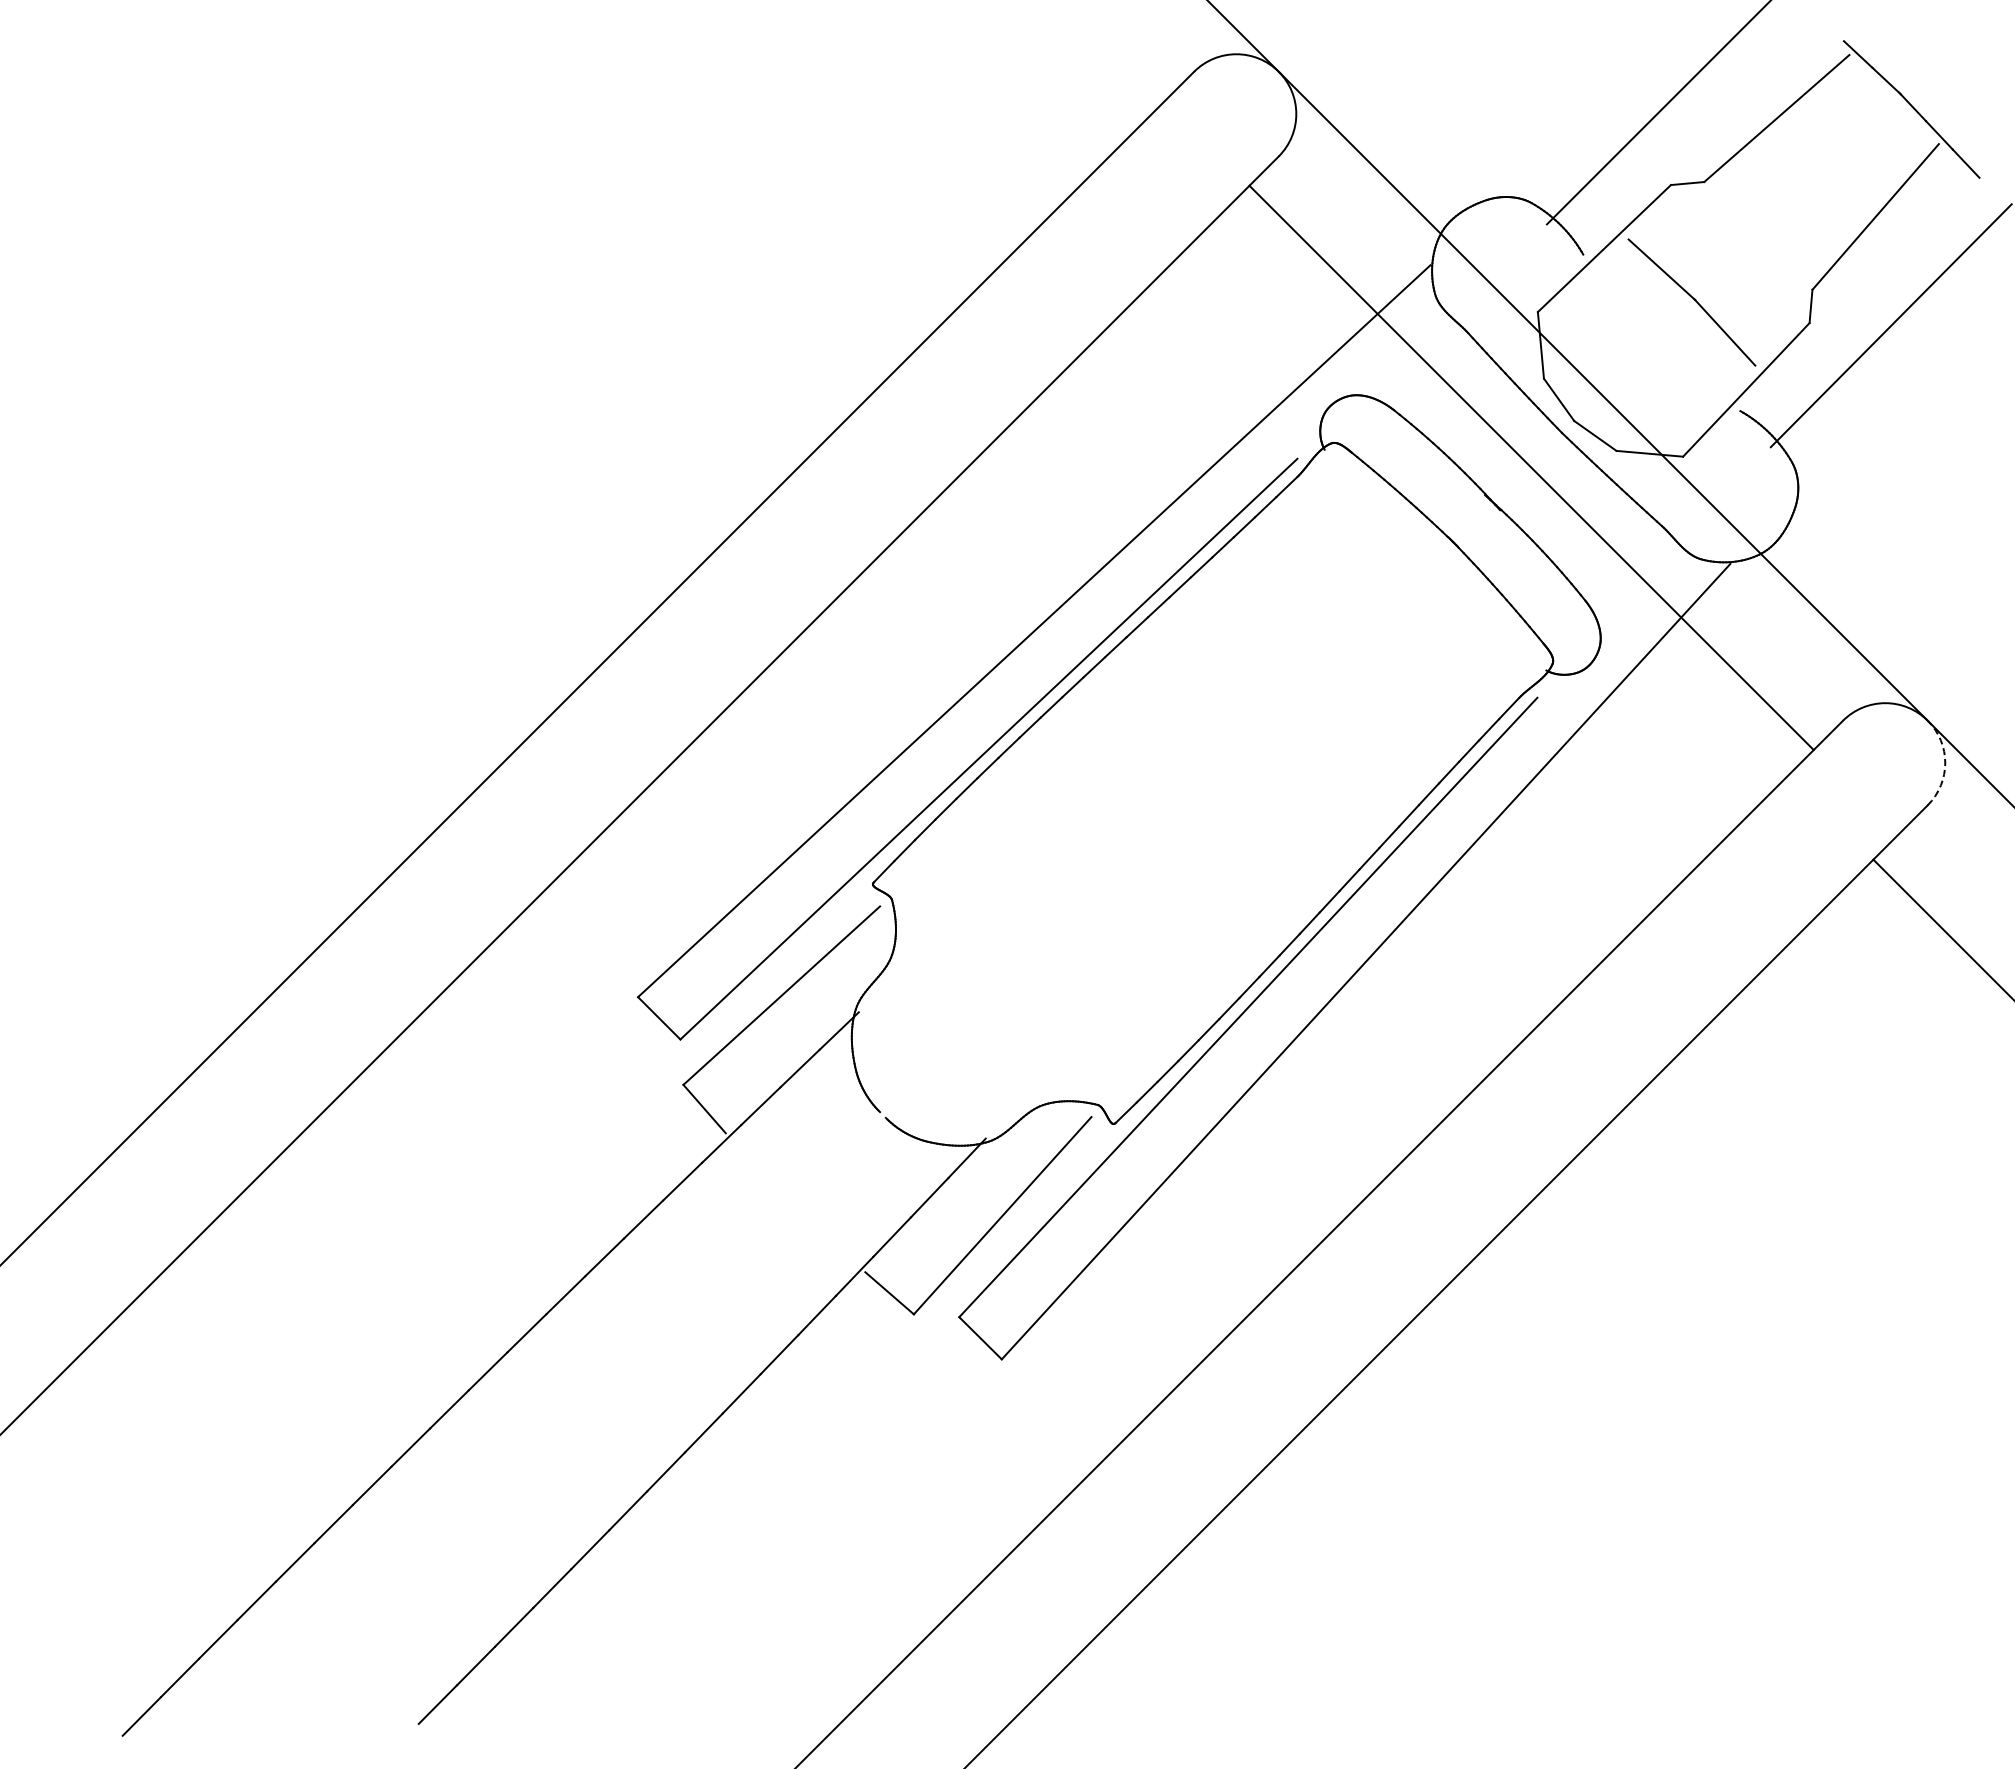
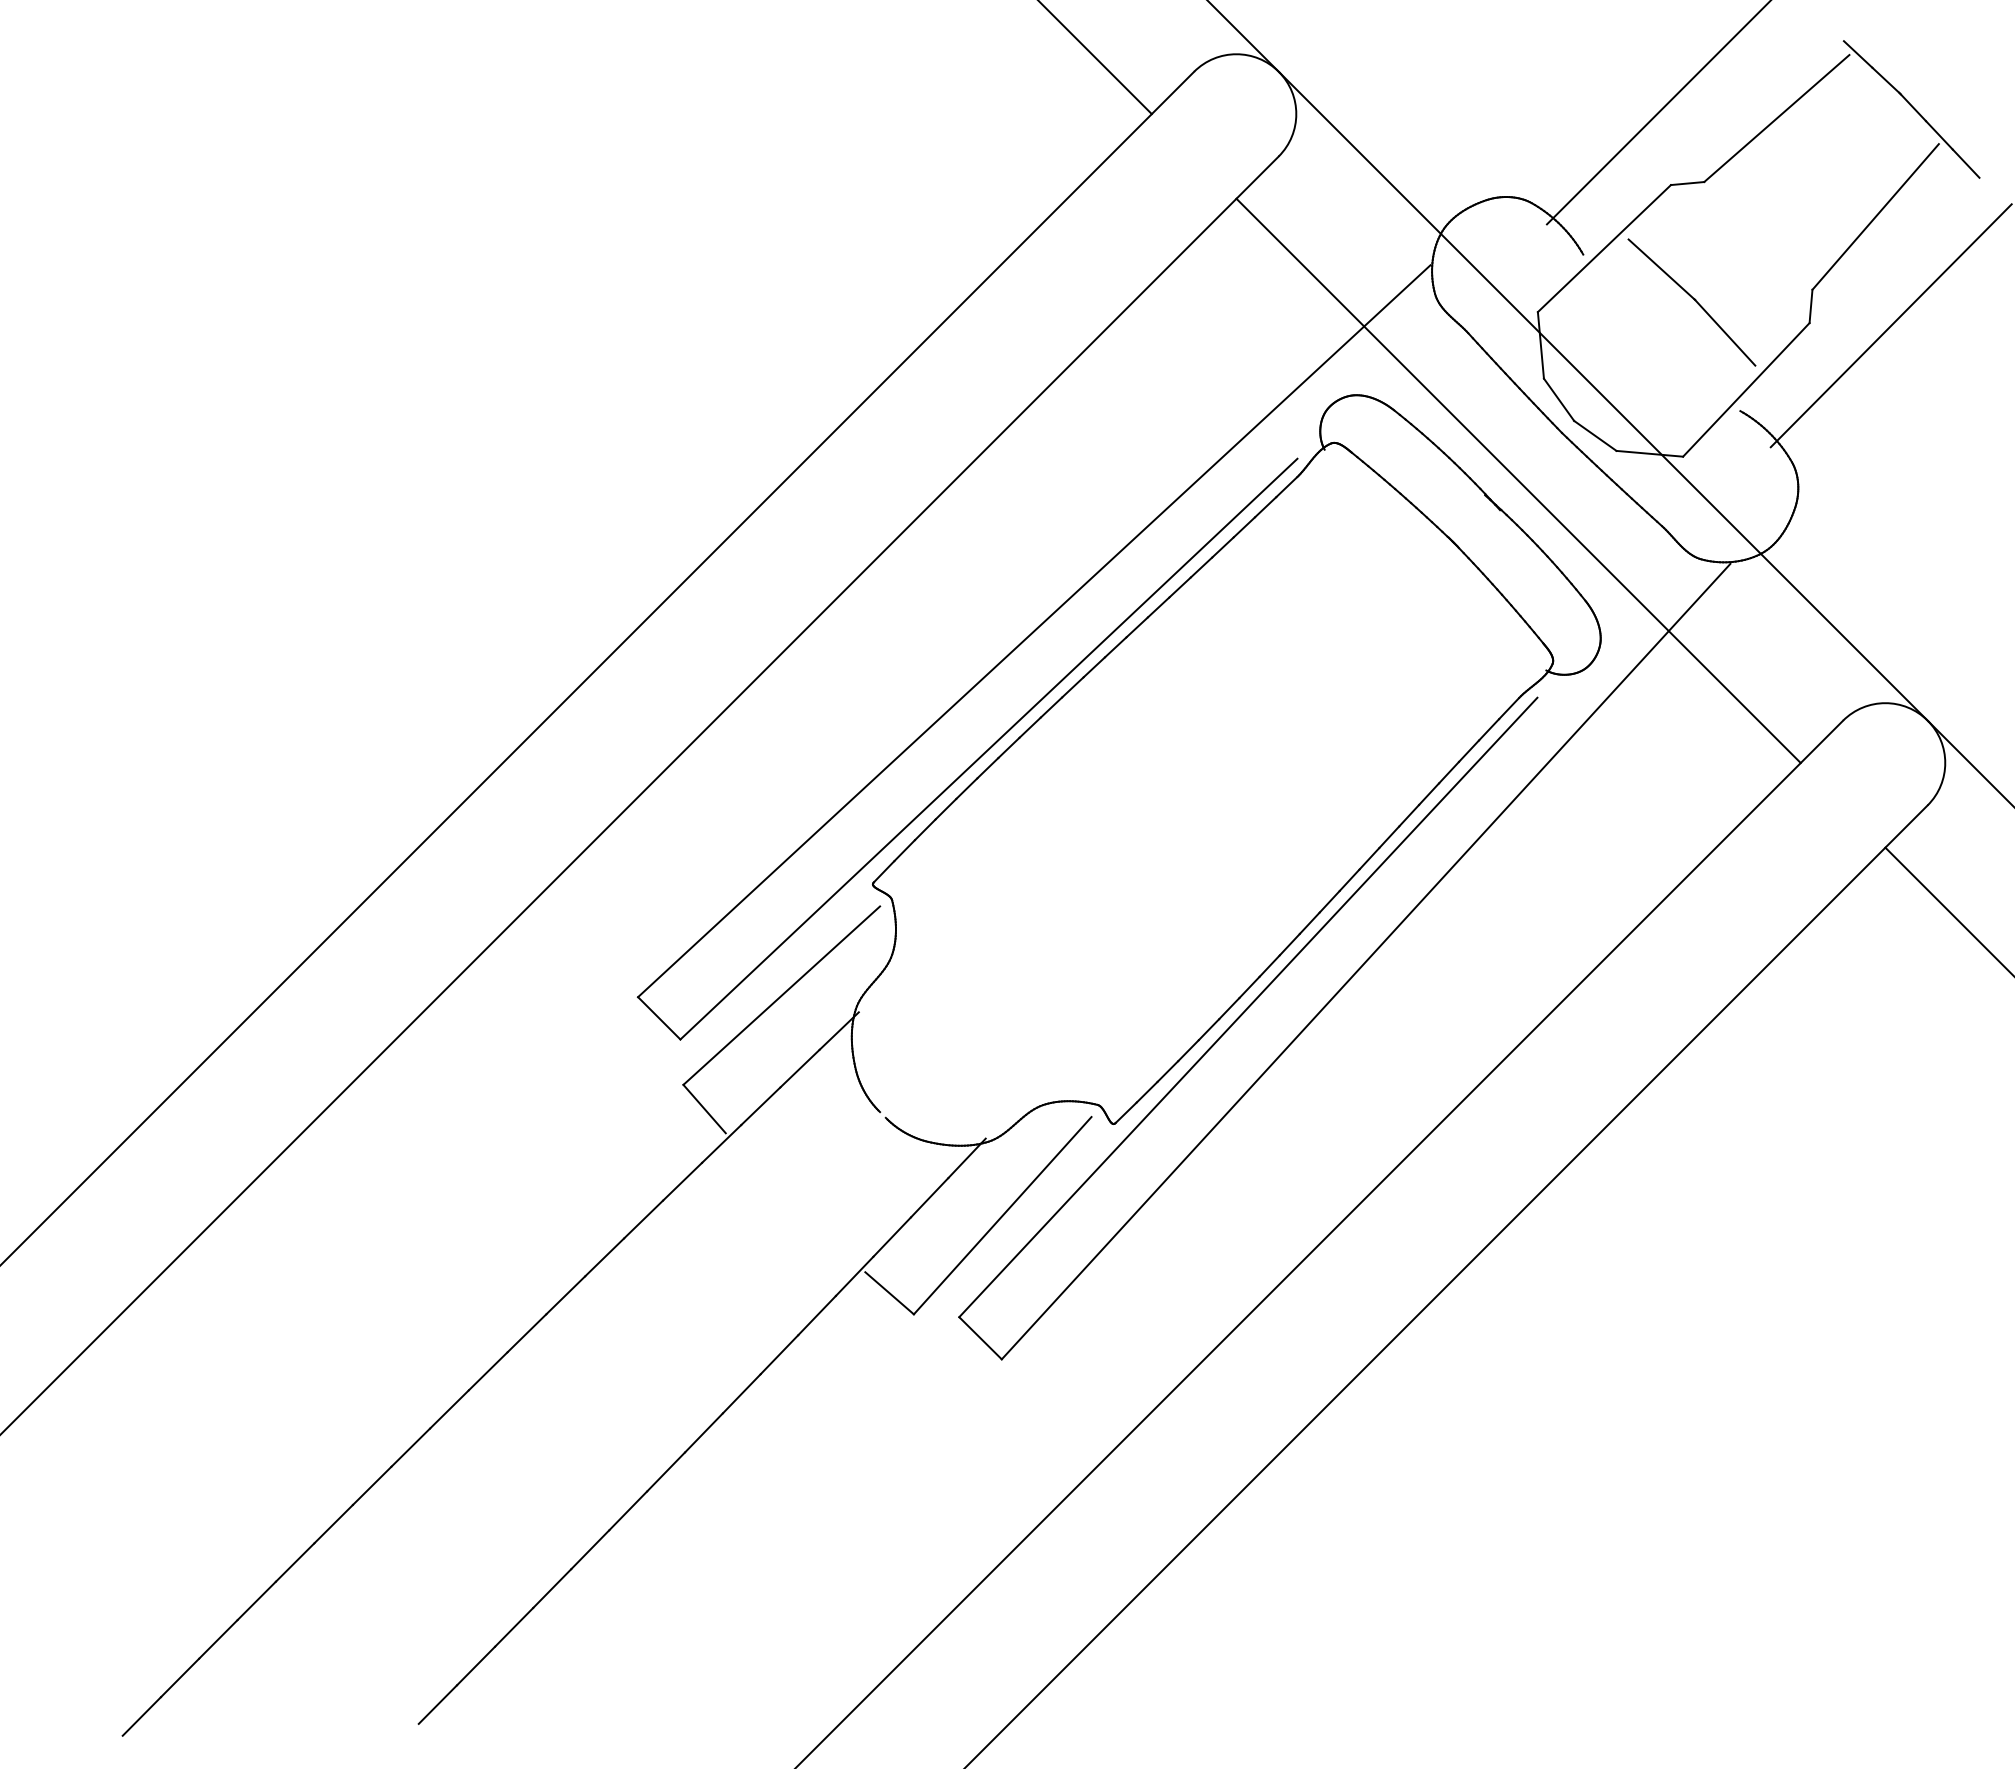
line: none -> present (1095, 58)
line position: (1531, 467) -> (1518, 480) (1518, 480)
arc: dashed -> solid (1945, 763)
line position: (1942, 928) -> (1948, 910) (1948, 910)
